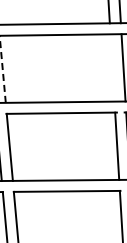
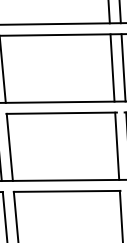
line: none -> present (112, 67)
line: dashed -> solid (2, 71)
